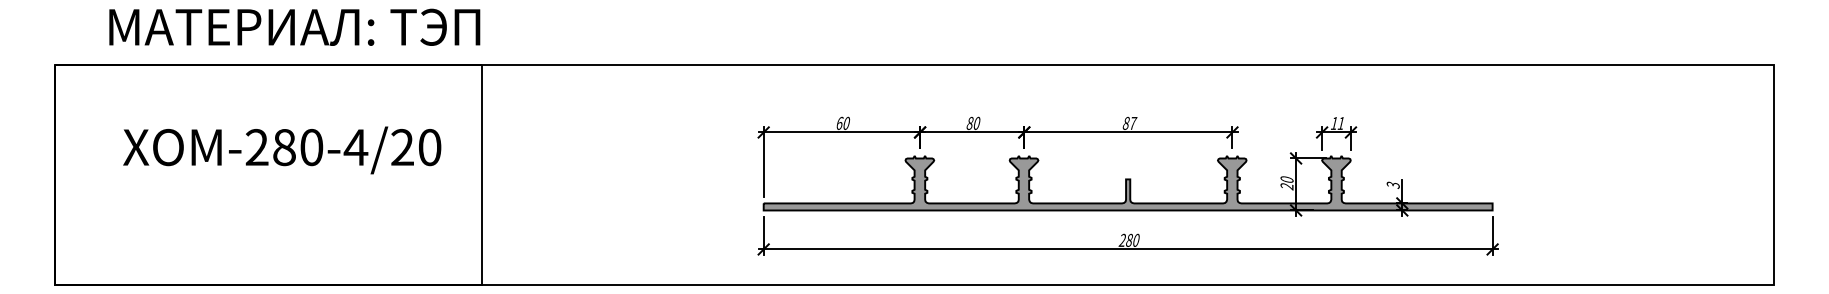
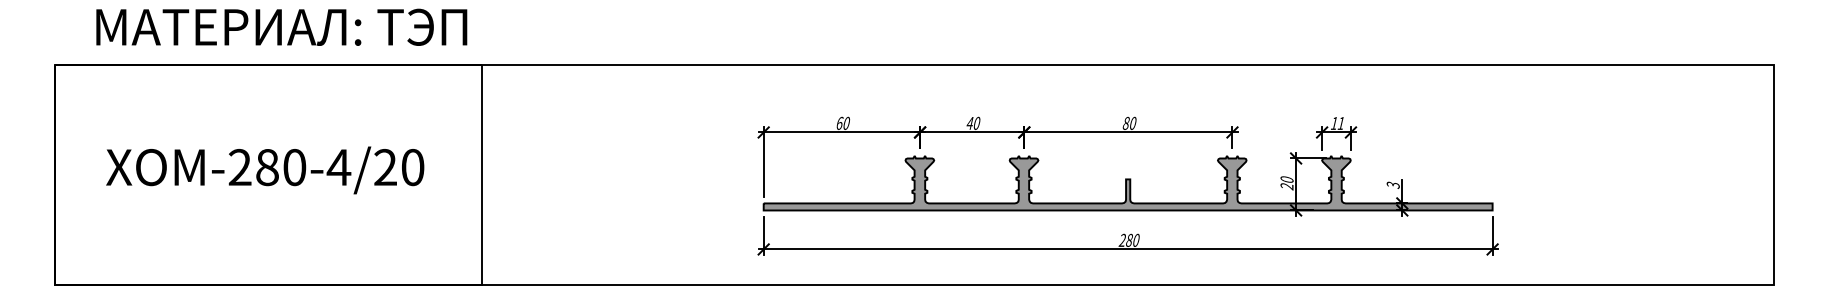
text position: (294, 26) -> (281, 26) (281, 26)
text: 80 -> 40 (969, 122)
text: 87 -> 80 (1133, 122)
text position: (282, 150) -> (265, 170) (265, 170)
